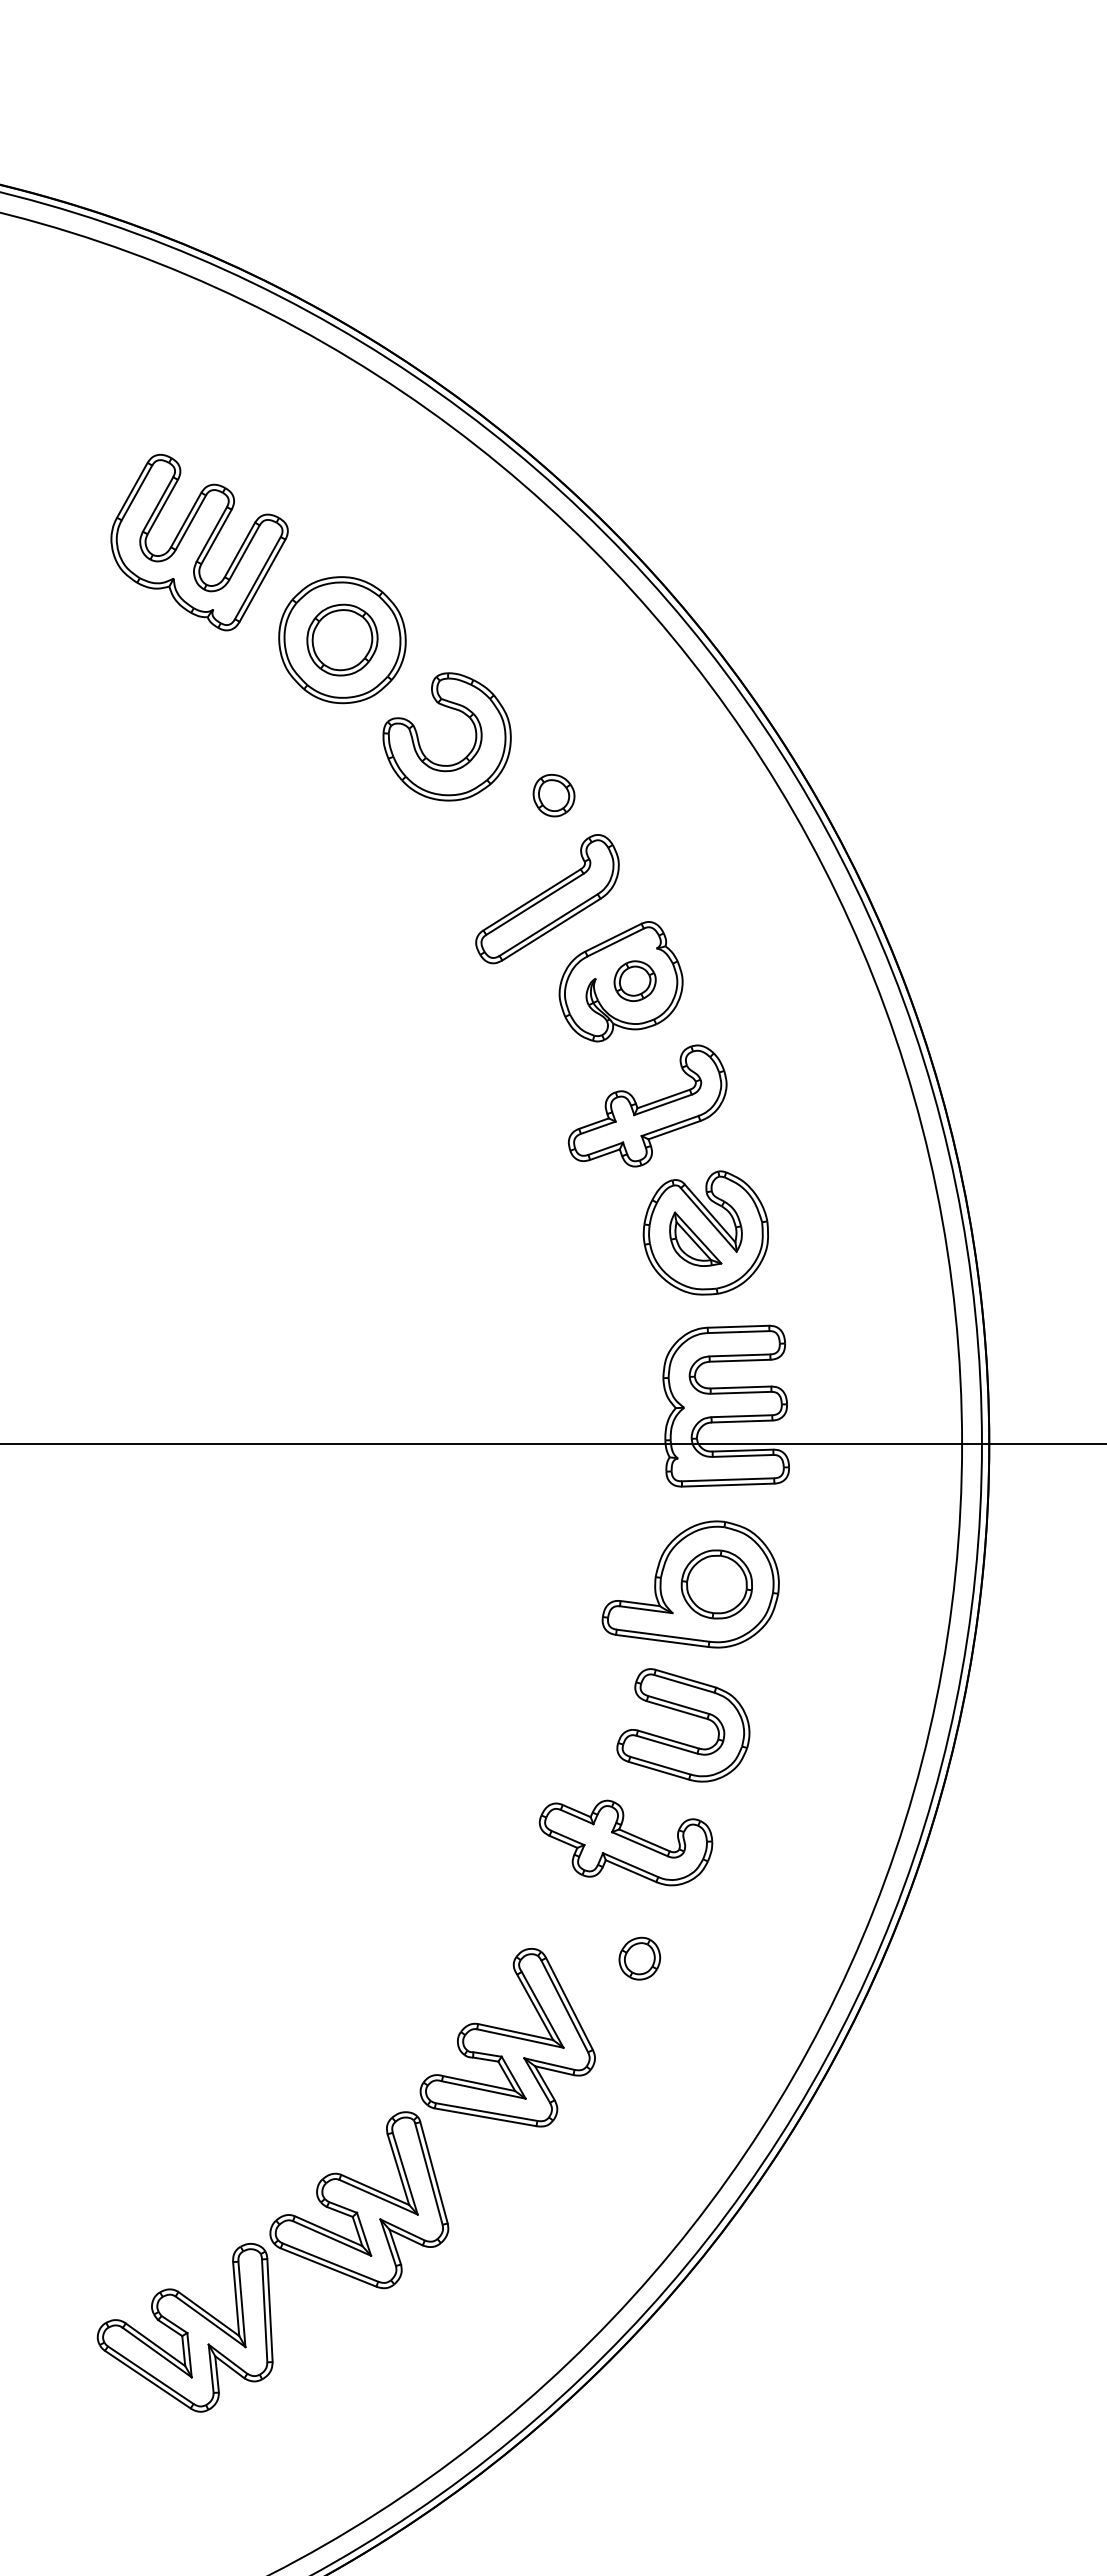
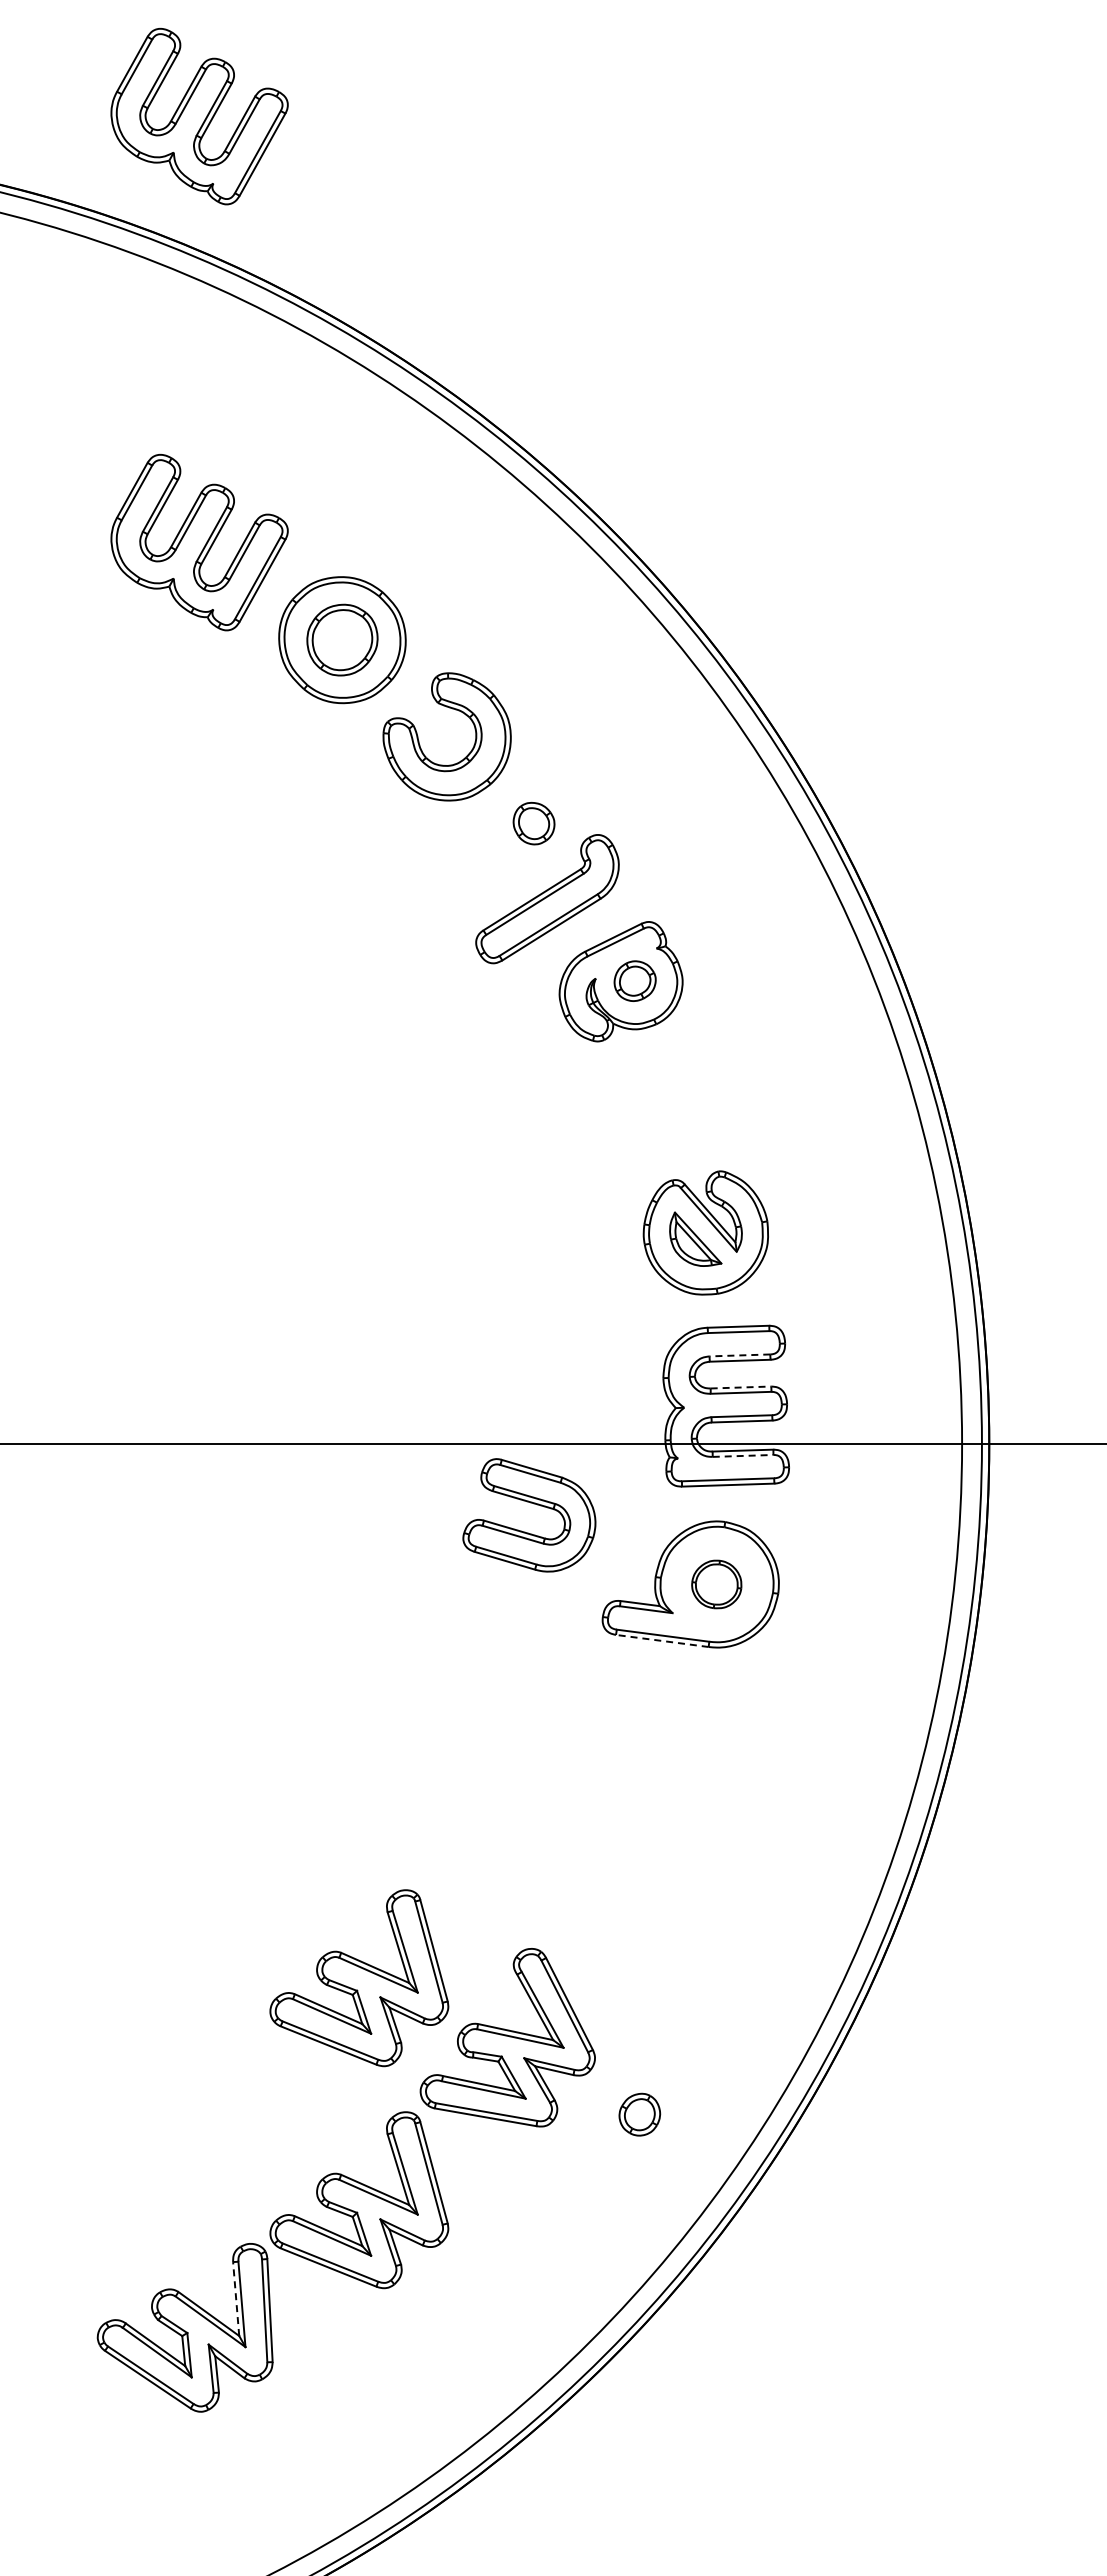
part: none -> present (199, 116)
part position: (553, 795) -> (533, 823) (533, 823)
part: present -> none (647, 1105)
line: solid -> dashed (739, 1355)
line: solid -> dashed (741, 1387)
line: solid -> dashed (743, 1455)
part size: 73x71 px -> 52x51 px (716, 1584)
line: solid -> dashed (662, 1640)
part position: (687, 1714) -> (533, 1504) (533, 1504)
part: present -> none (625, 1842)
part position: (639, 1958) -> (639, 2114) (639, 2114)
part: none -> present (359, 1978)
line: solid -> dashed (236, 2298)
